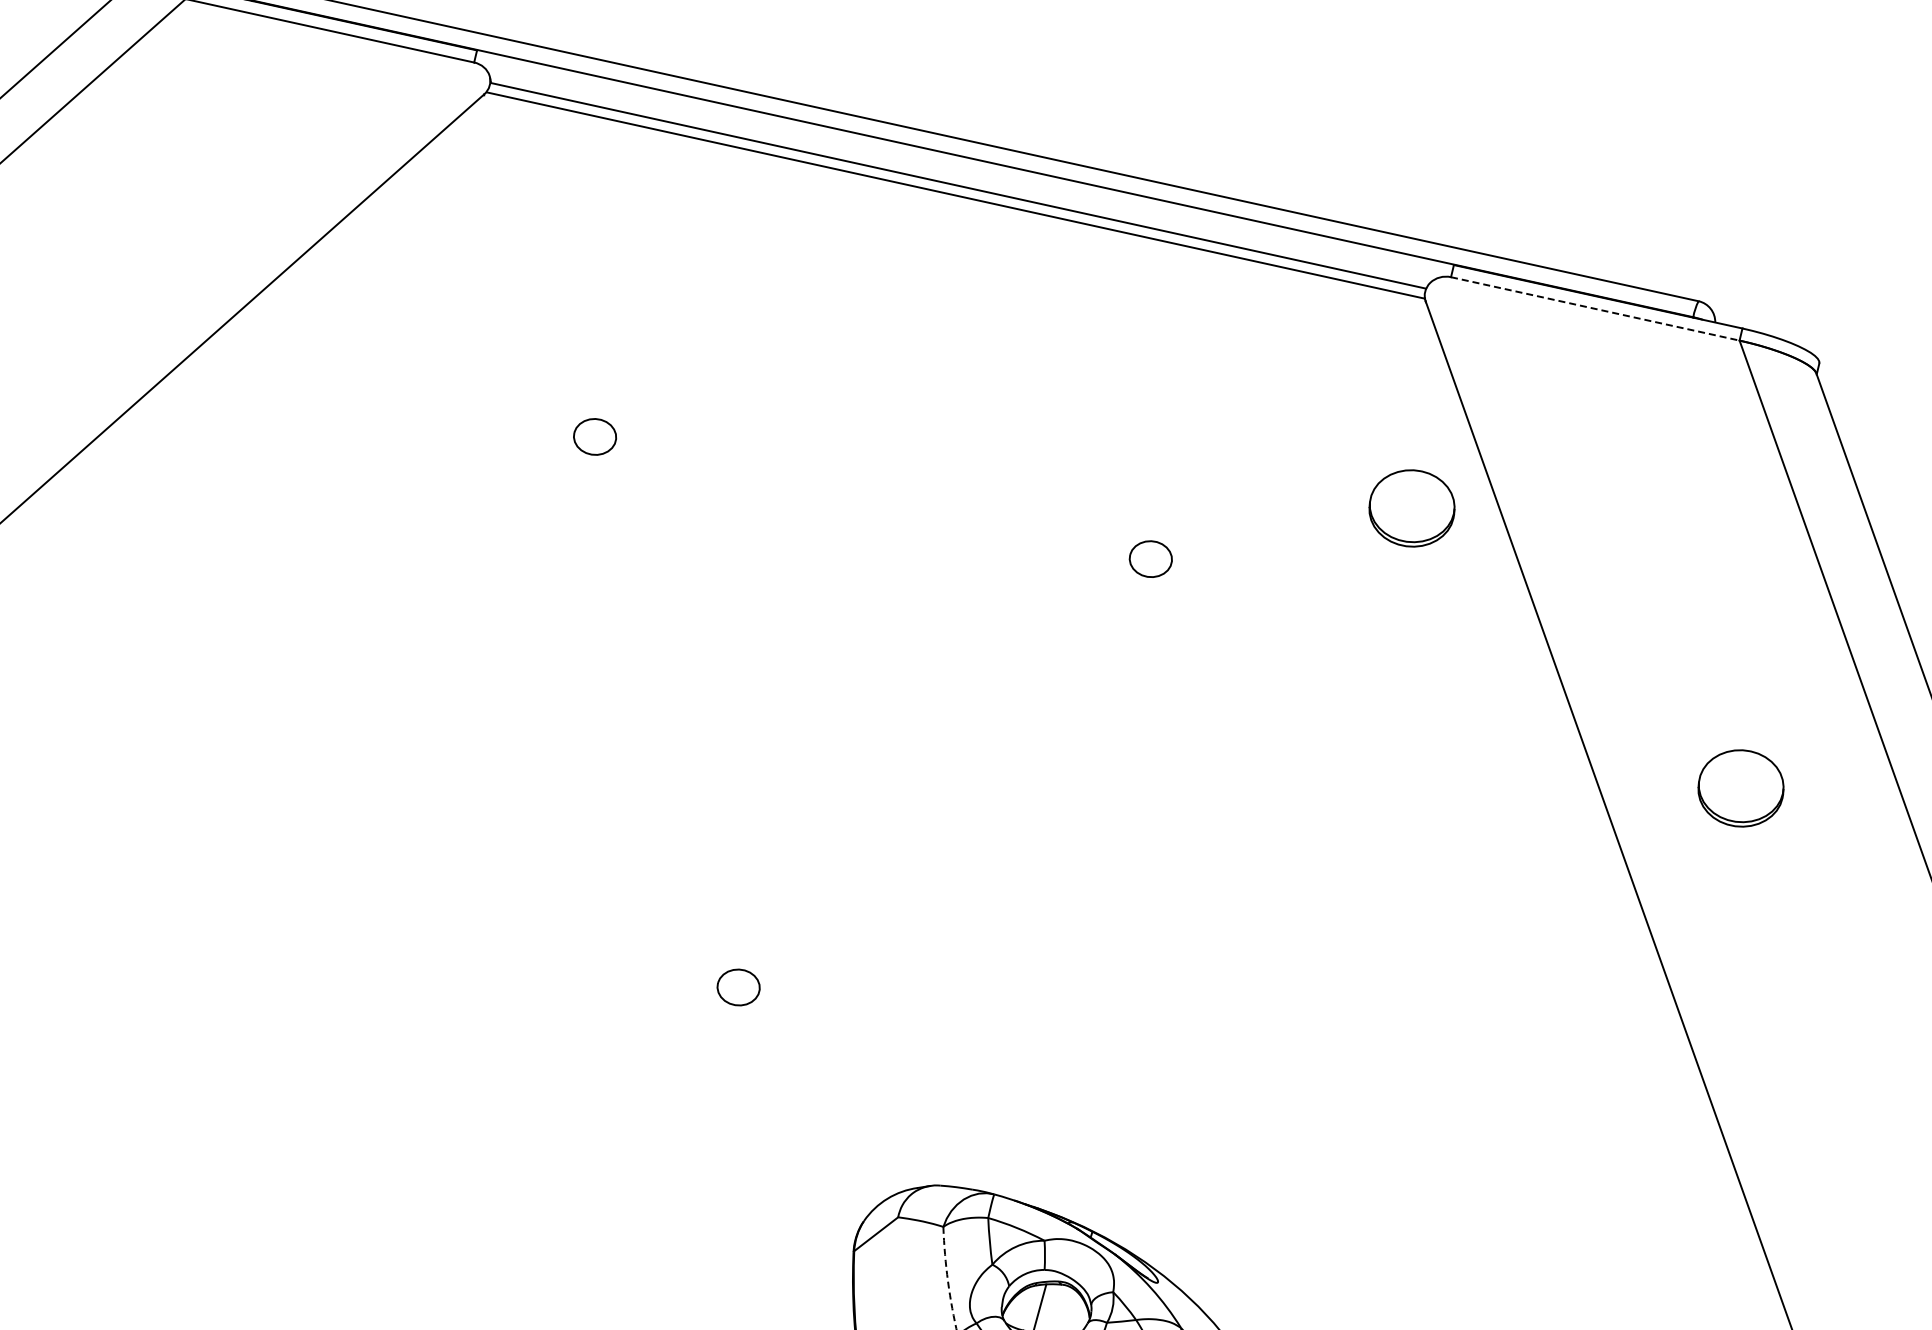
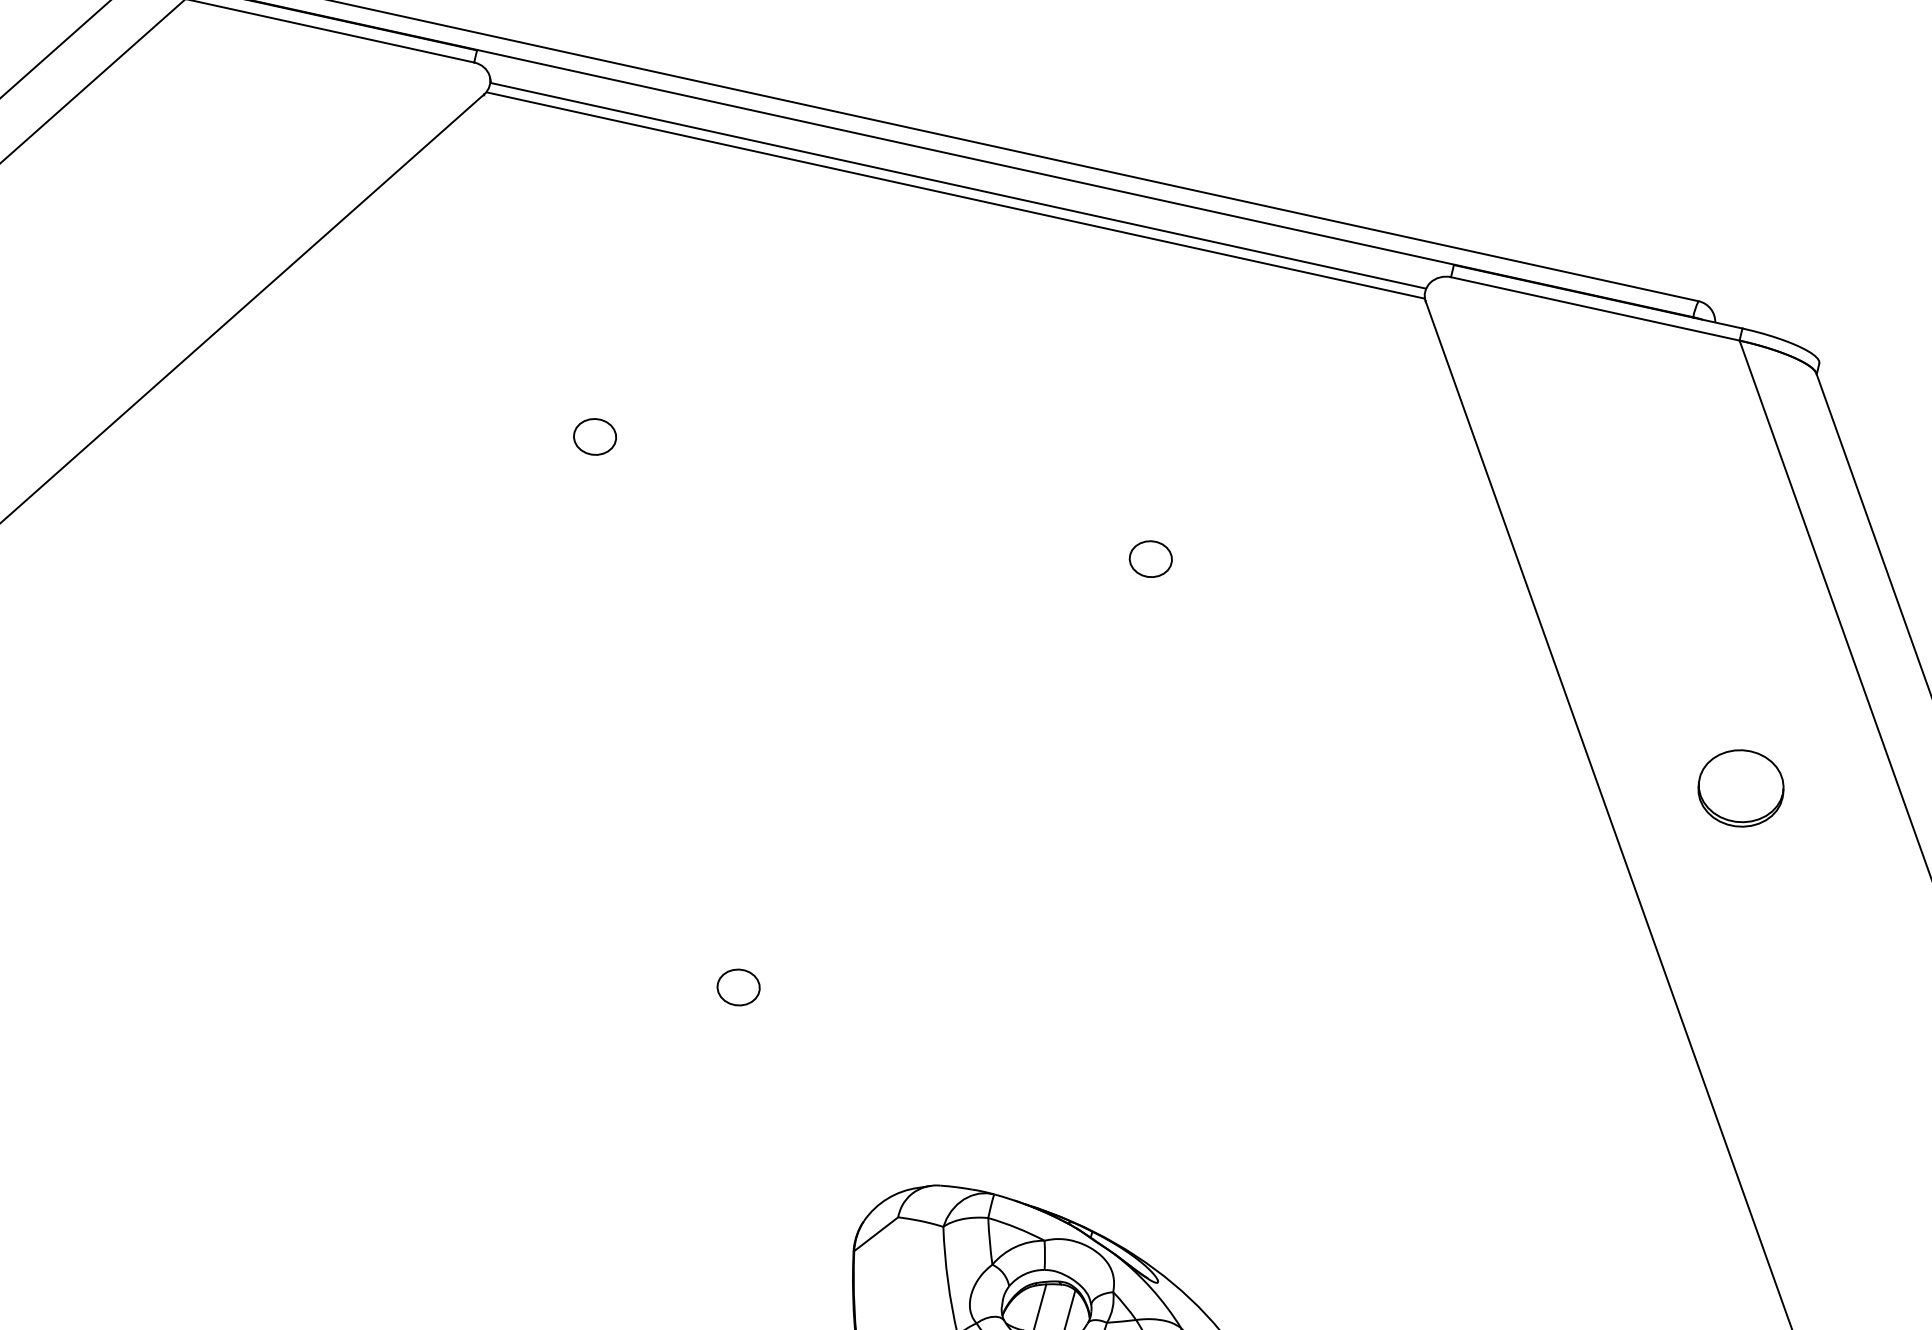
line: dashed -> solid (1595, 308)
part: present -> none (1411, 508)
arc: dashed -> solid (947, 1279)
line: none -> present (1070, 1308)
